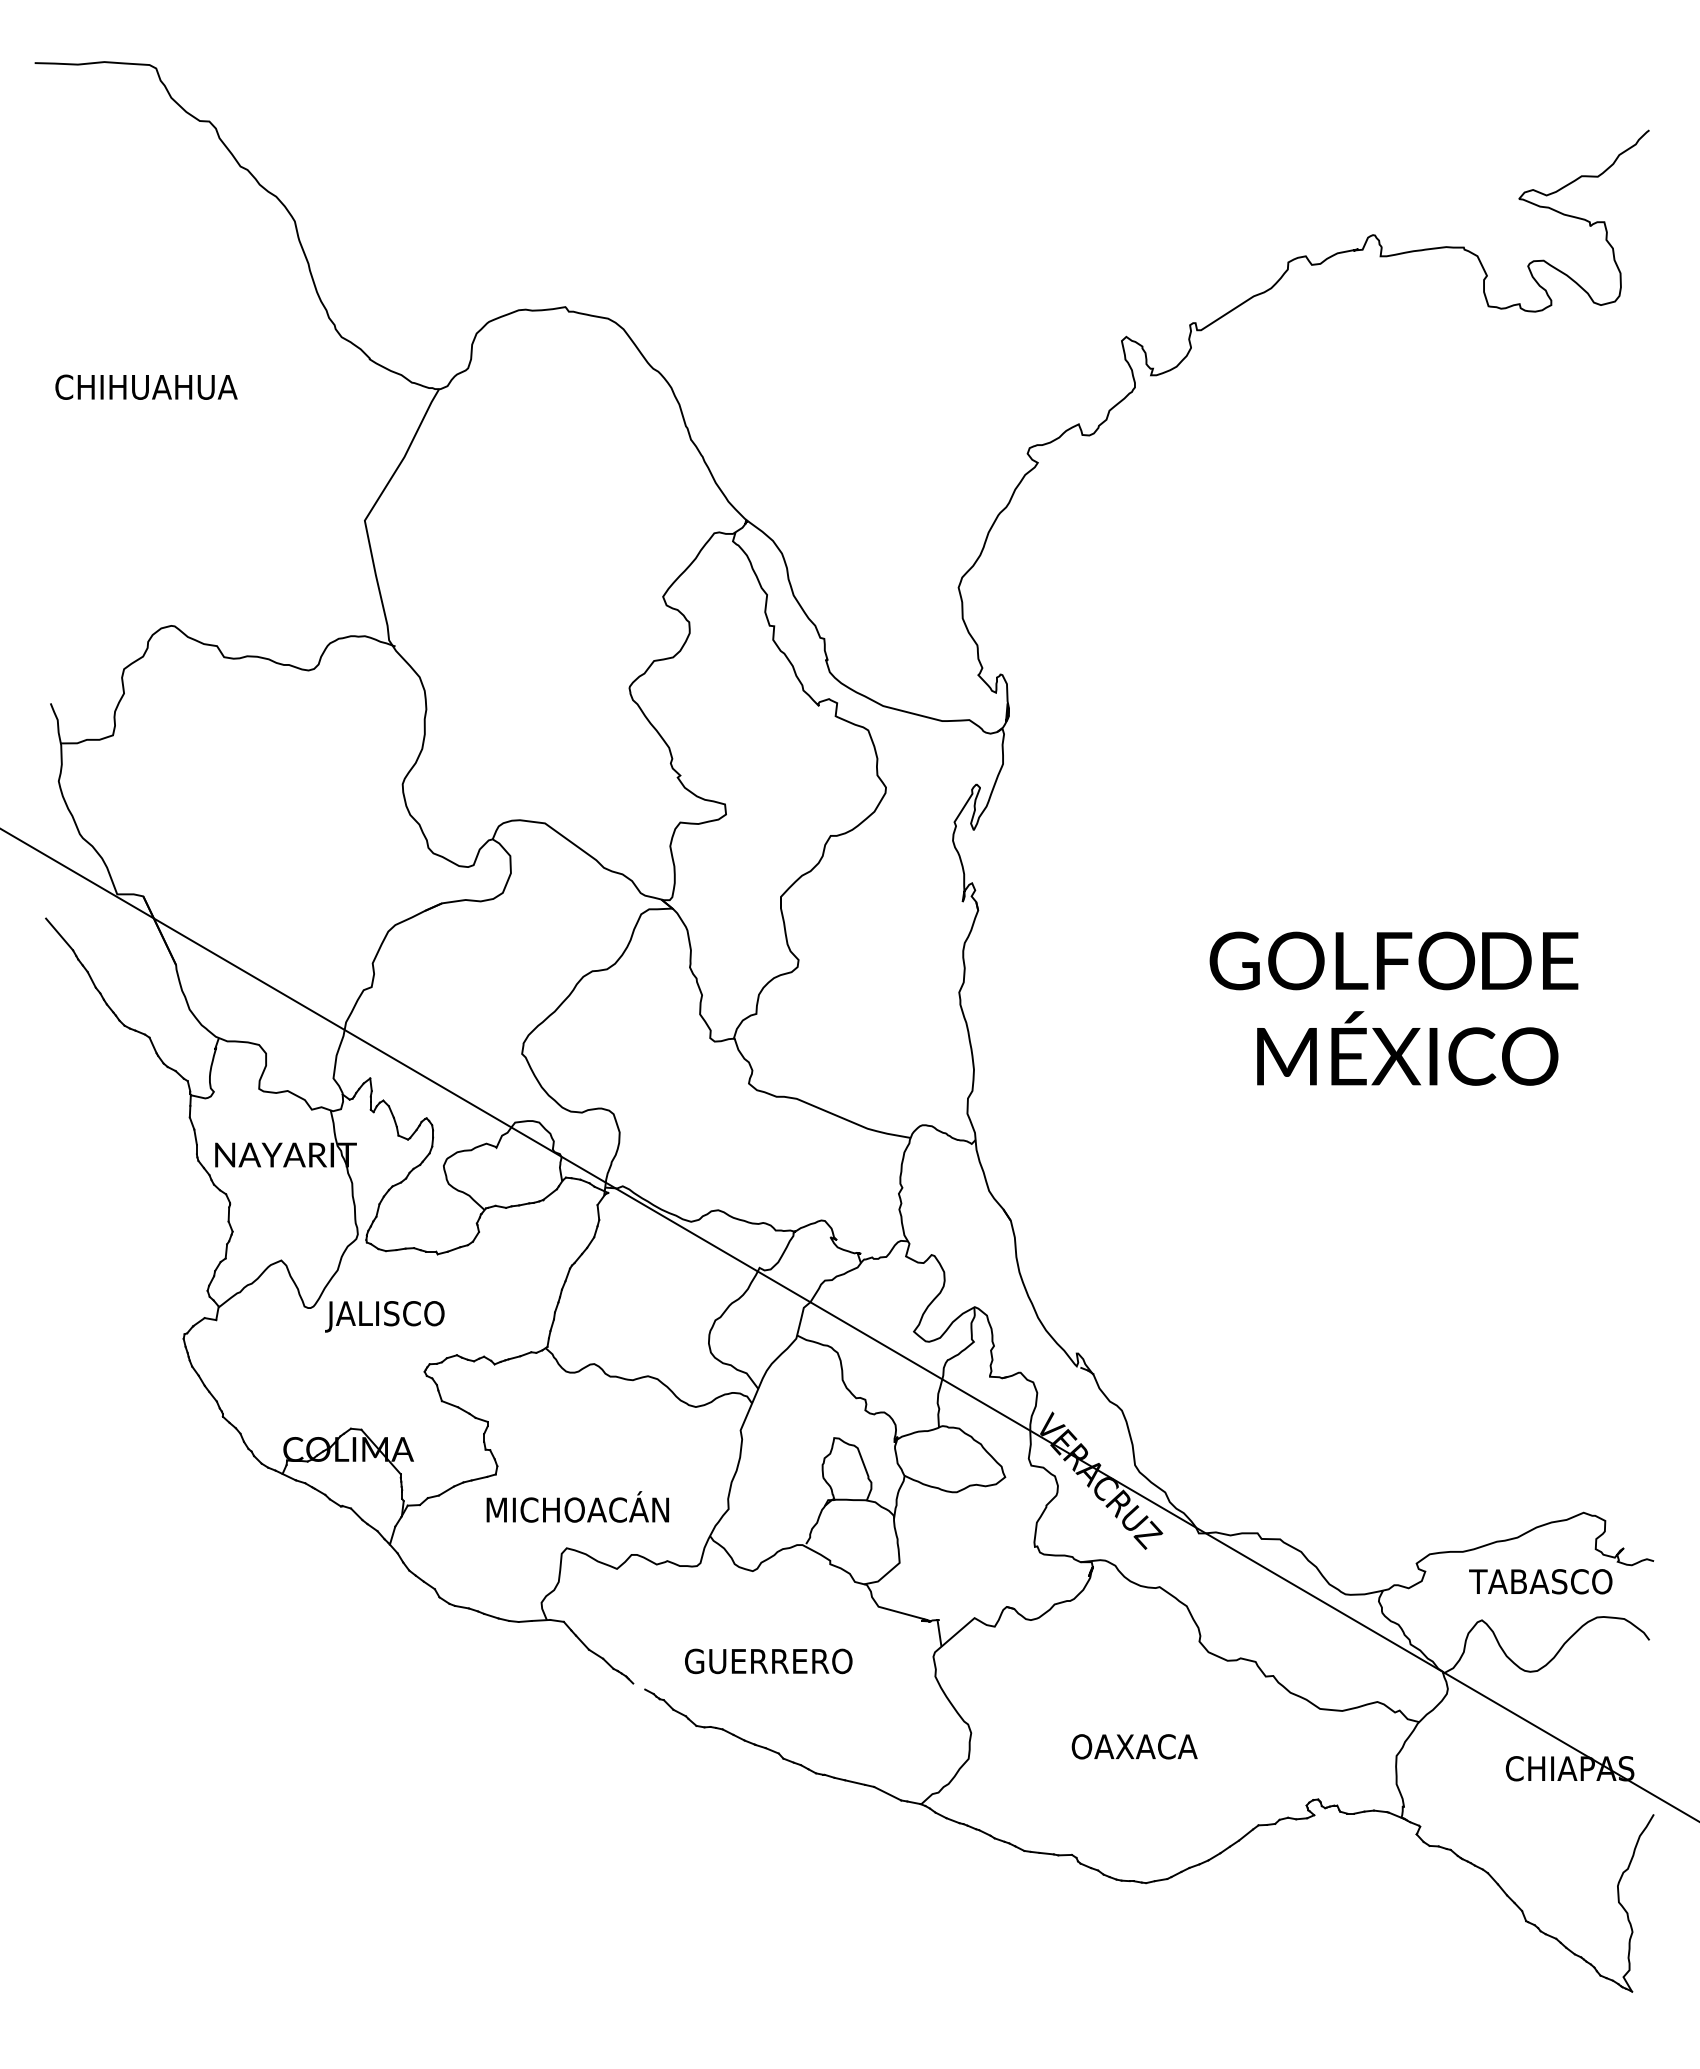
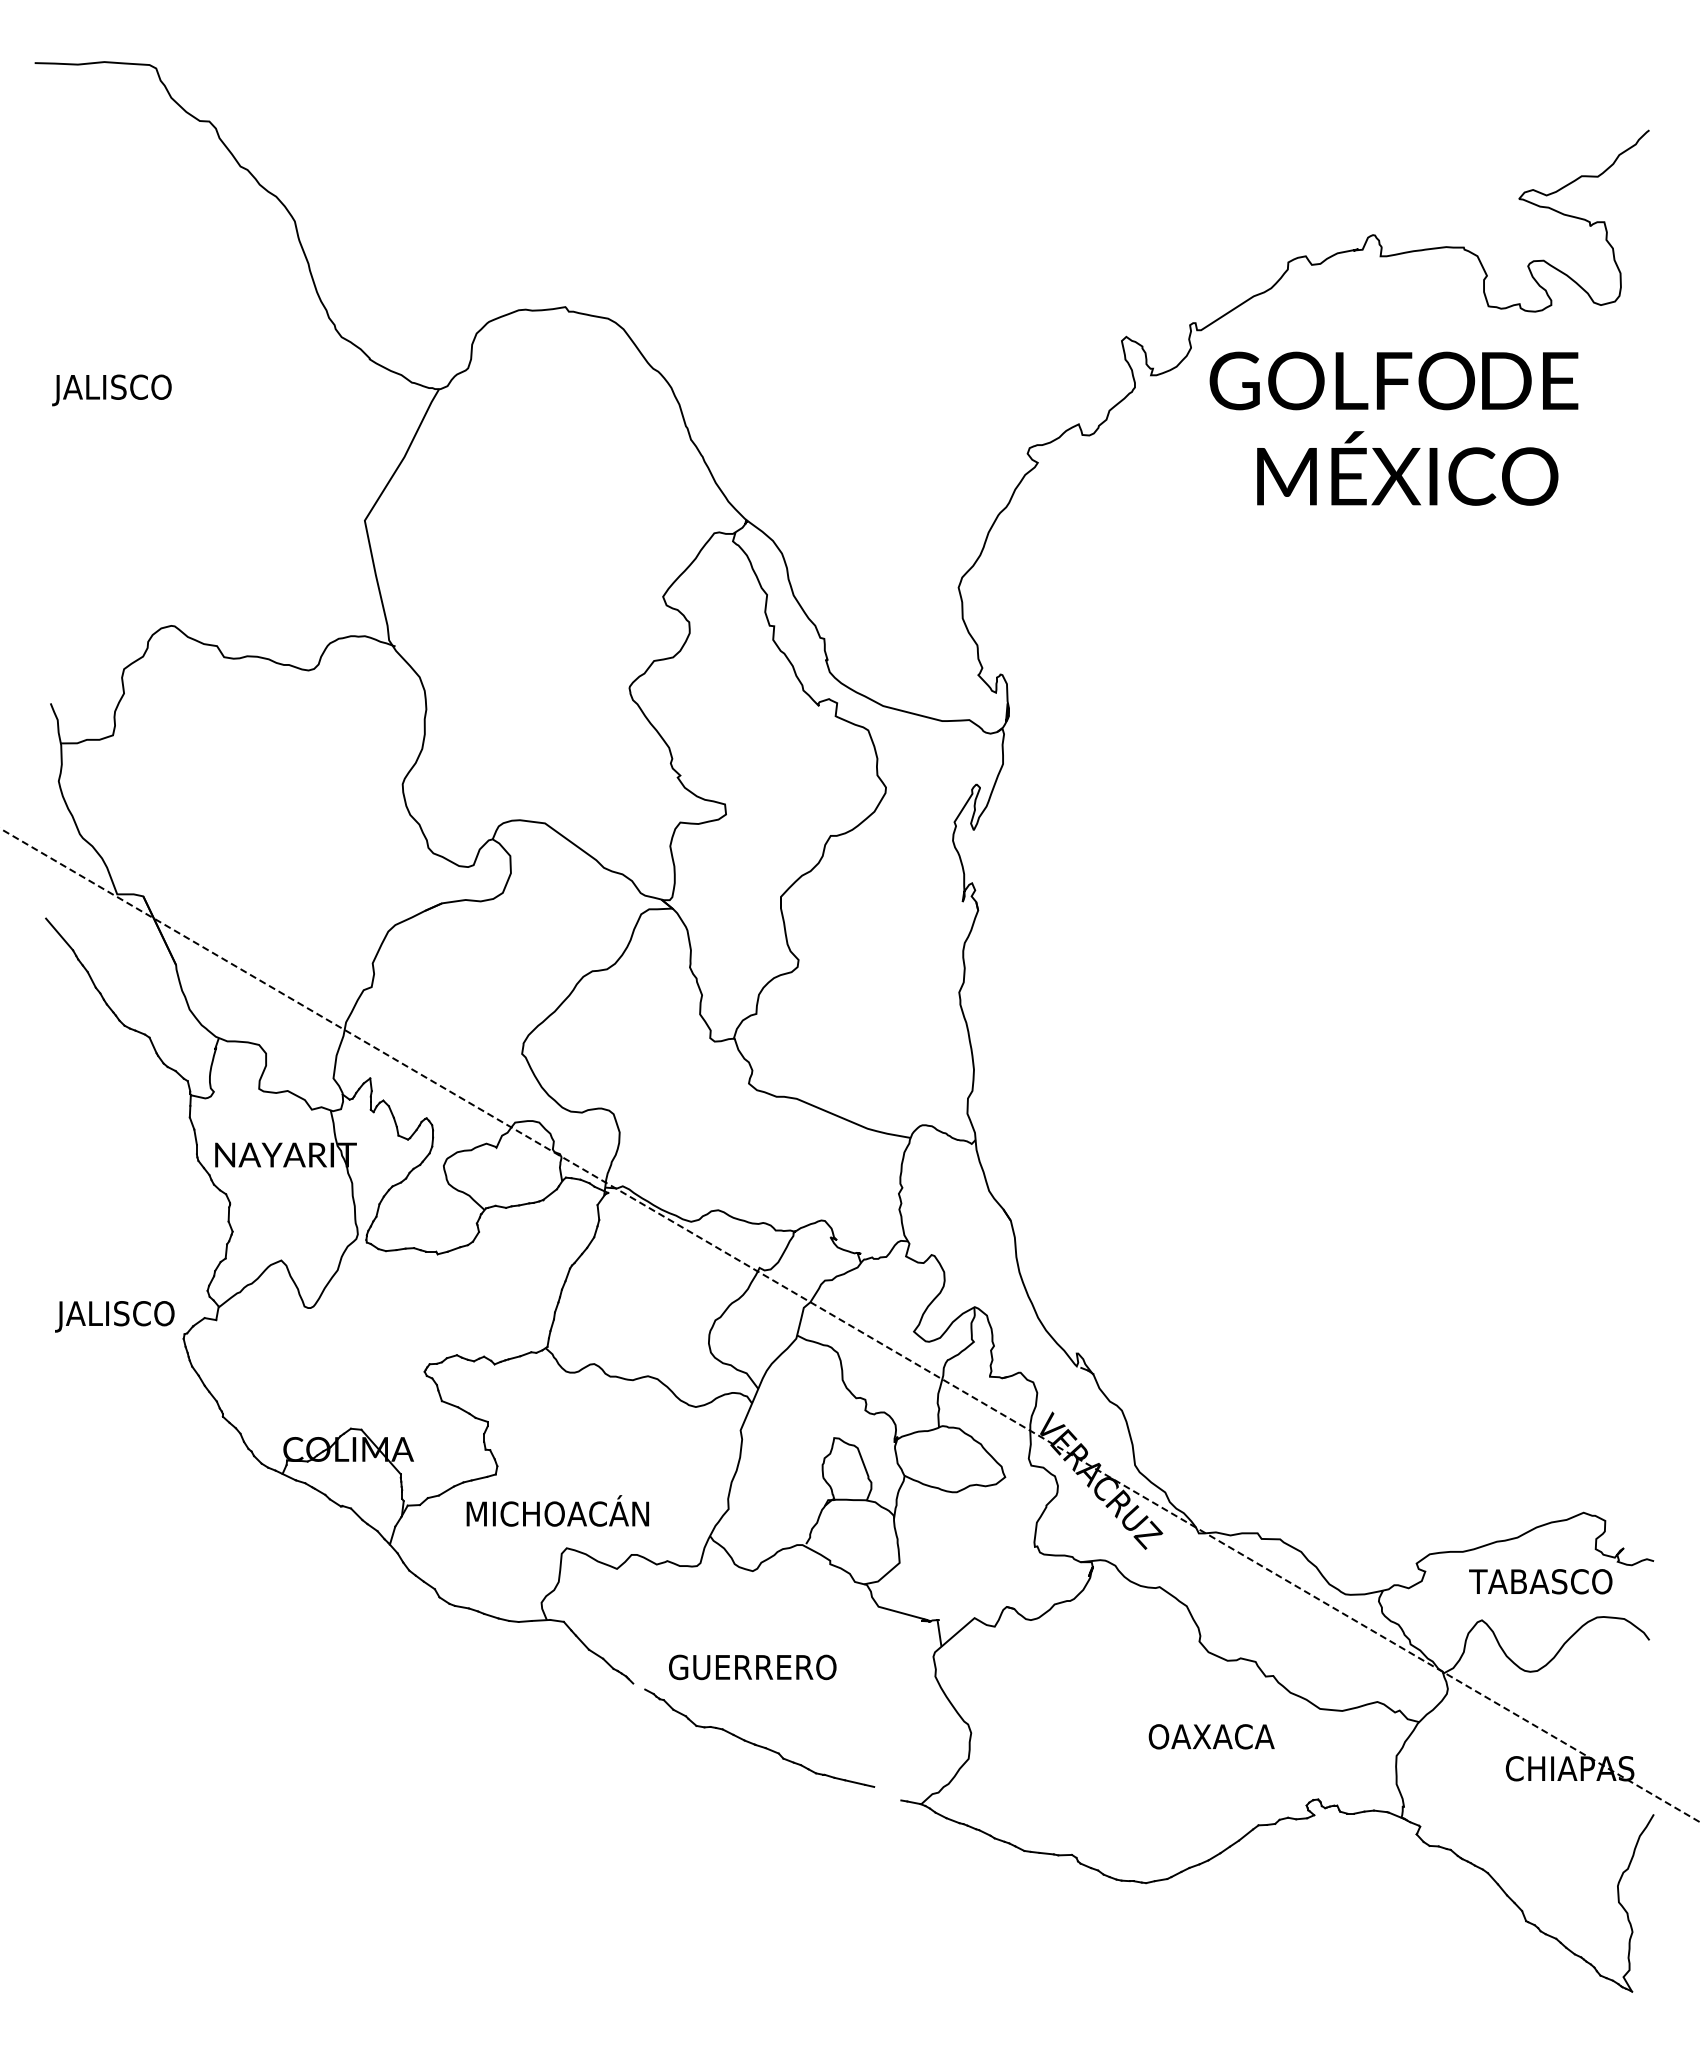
text: CHIHUAHUA -> JALISCO (144, 390)
text position: (1393, 1008) -> (1393, 428) (1393, 428)
text position: (384, 1316) -> (114, 1316) (114, 1316)
line: solid -> dashed (849, 1325)
text position: (577, 1506) -> (557, 1510) (557, 1510)
text position: (768, 1661) -> (752, 1667) (752, 1667)
text position: (1134, 1746) -> (1211, 1736) (1211, 1736)
line: present -> none (887, 1793)
